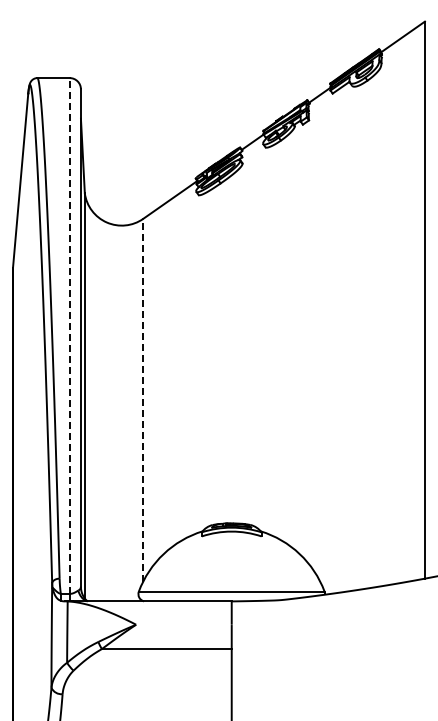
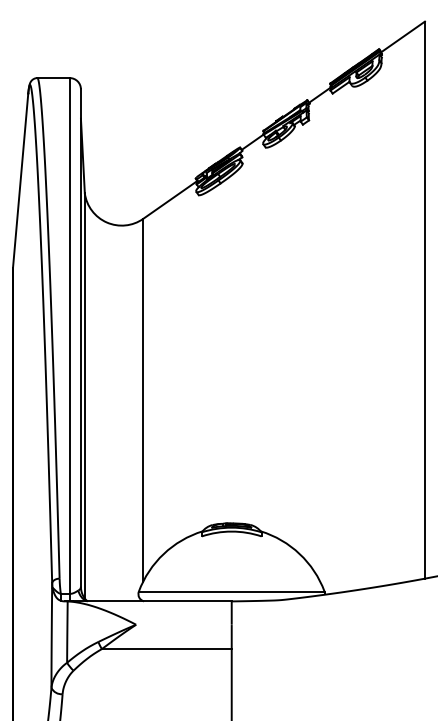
line: dashed -> solid (69, 336)
line: dashed -> solid (143, 399)
